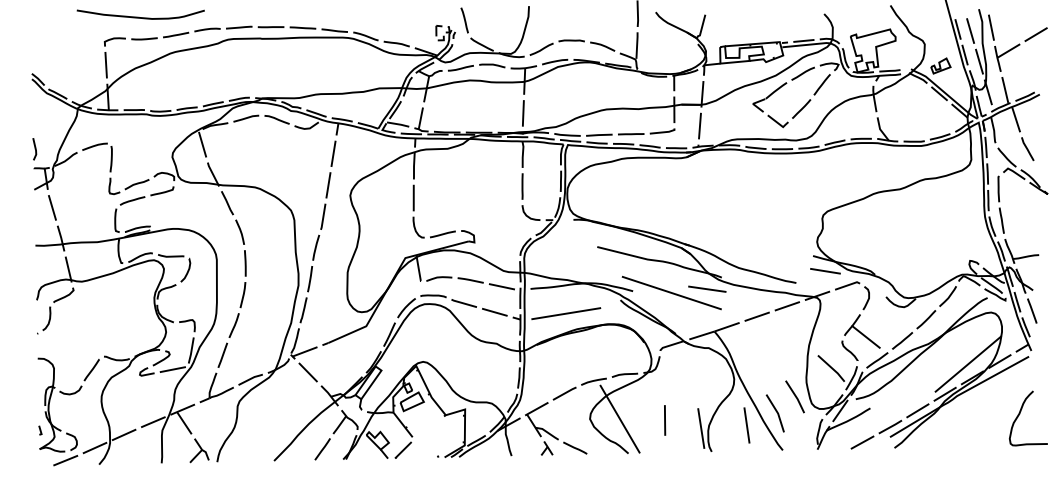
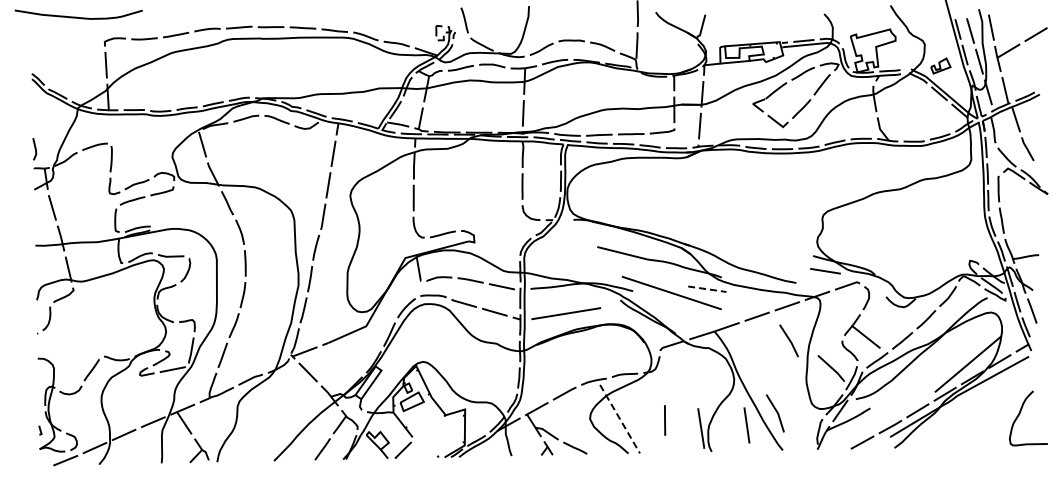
curve position: (138, 16) -> (76, 16) (76, 16)
line: solid -> dashed (707, 289)
line position: (794, 396) -> (788, 340) (788, 340)
line: solid -> dashed (620, 419)
